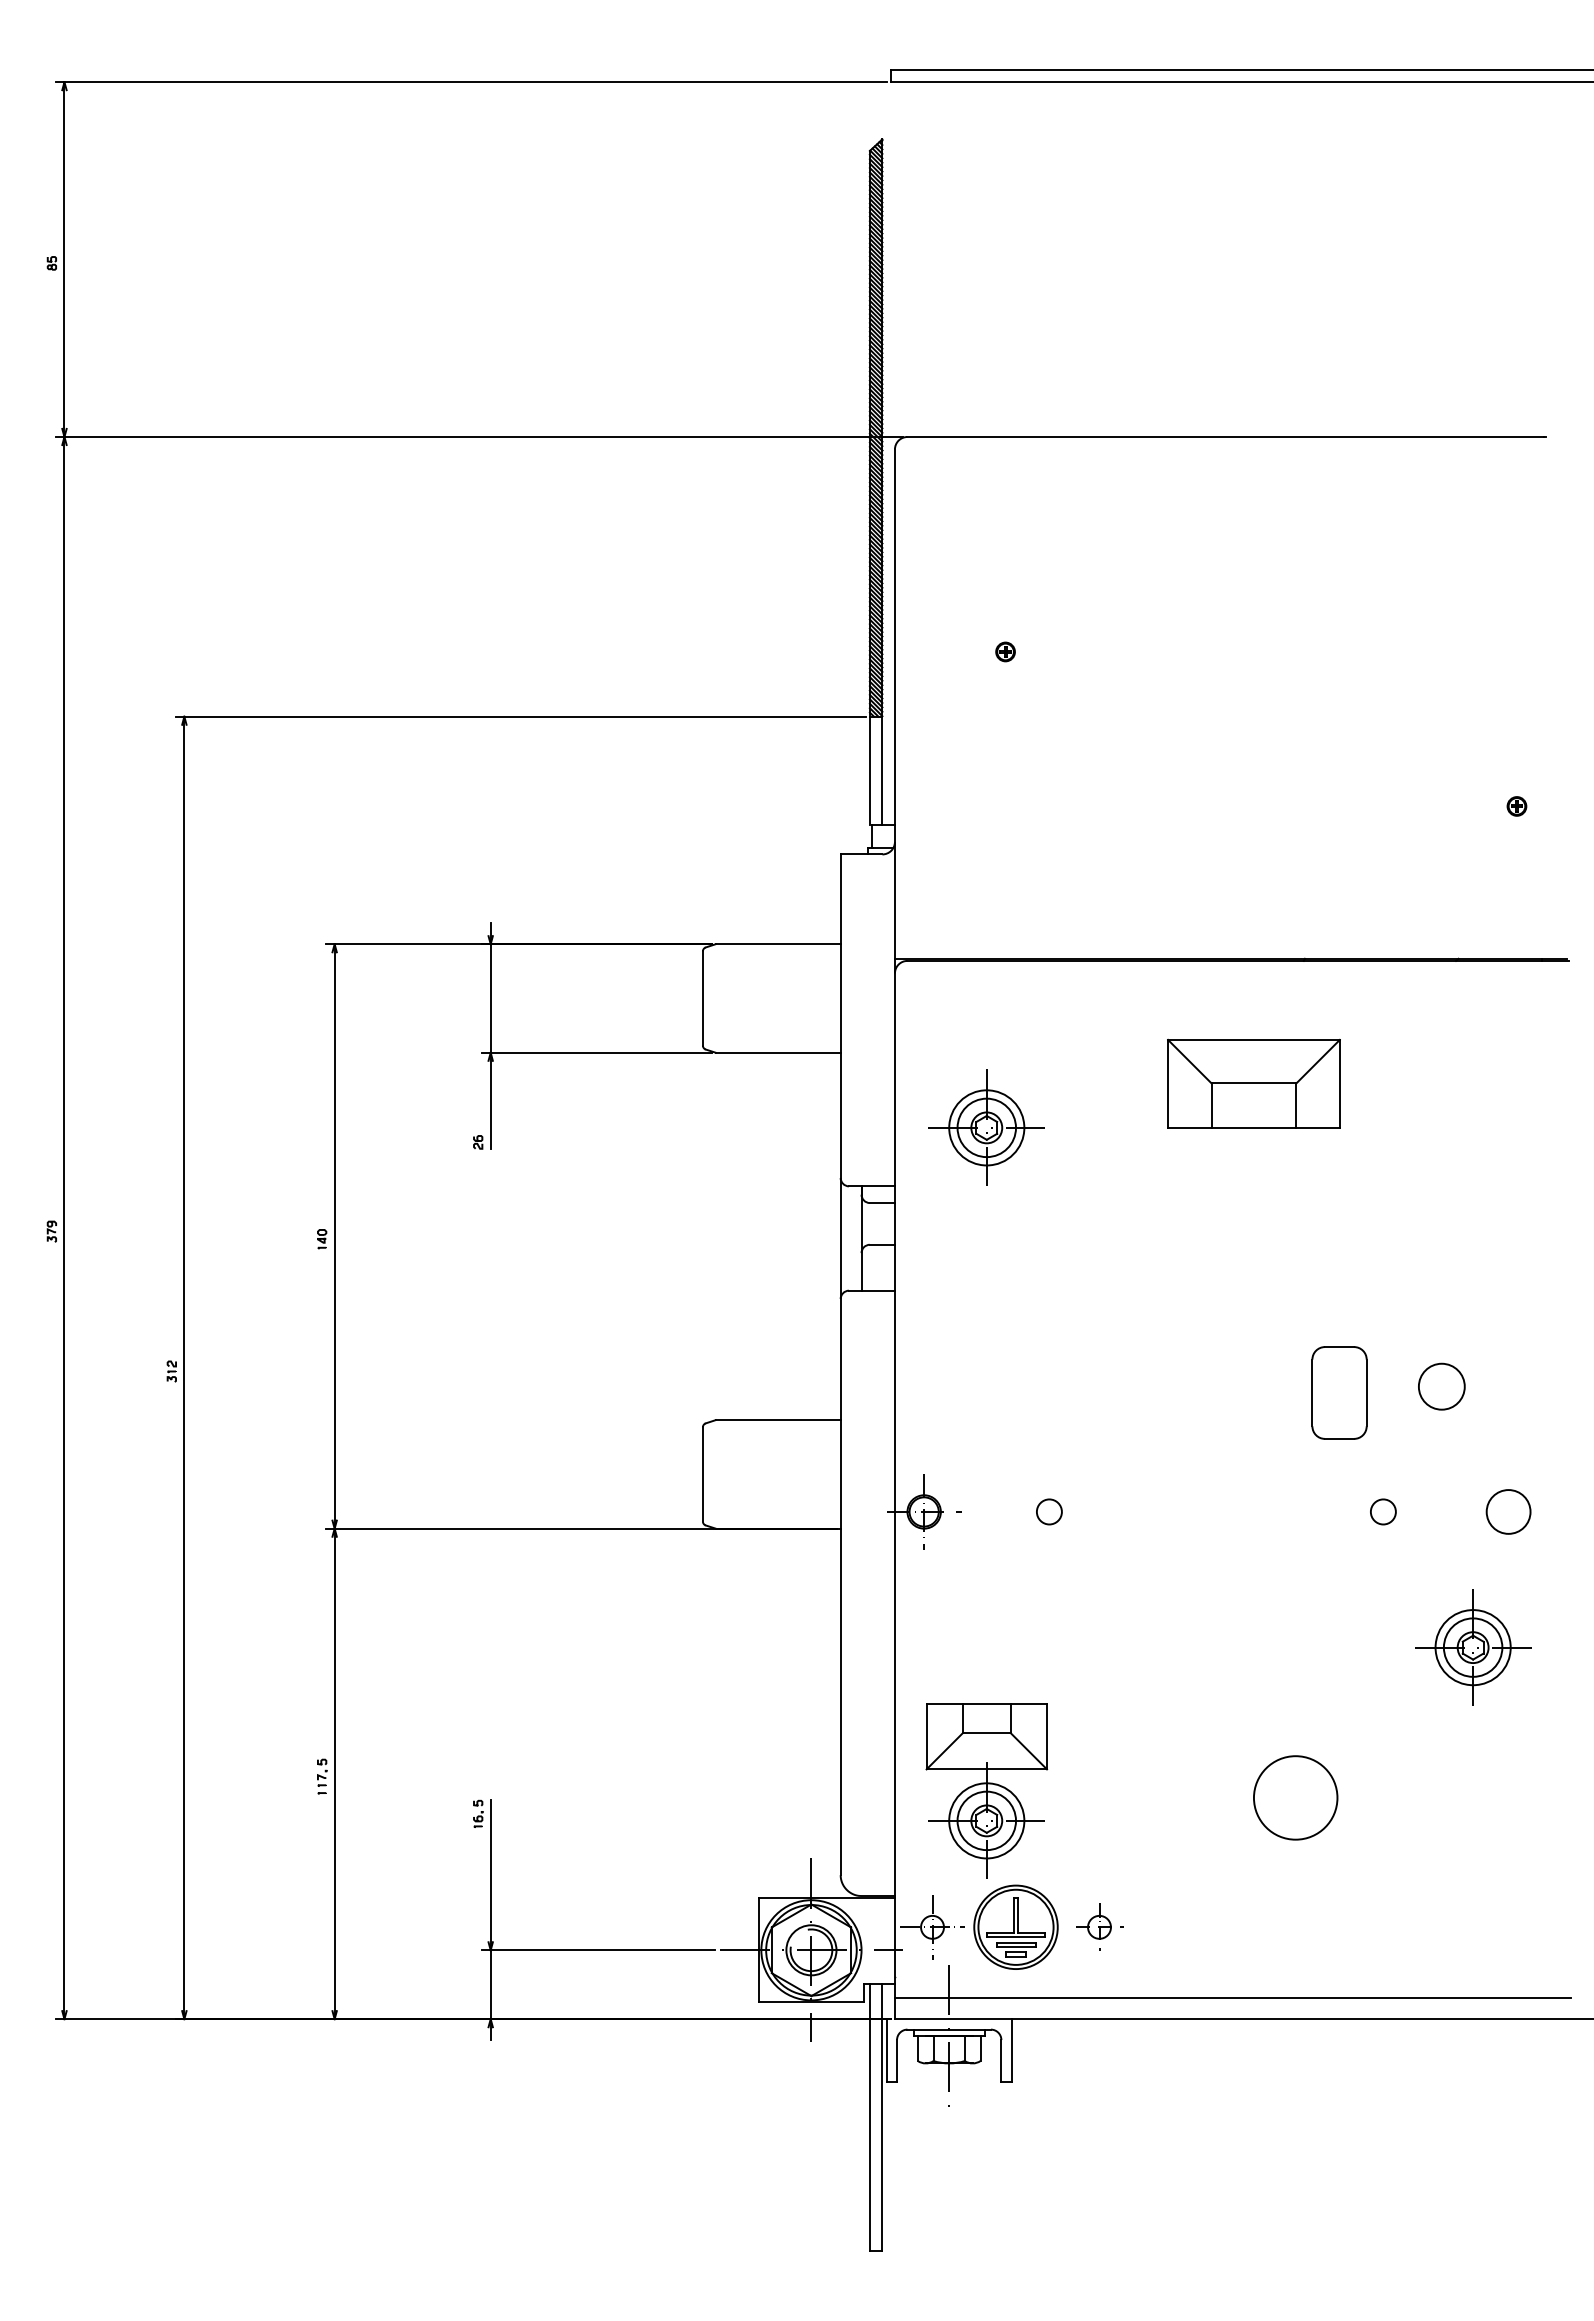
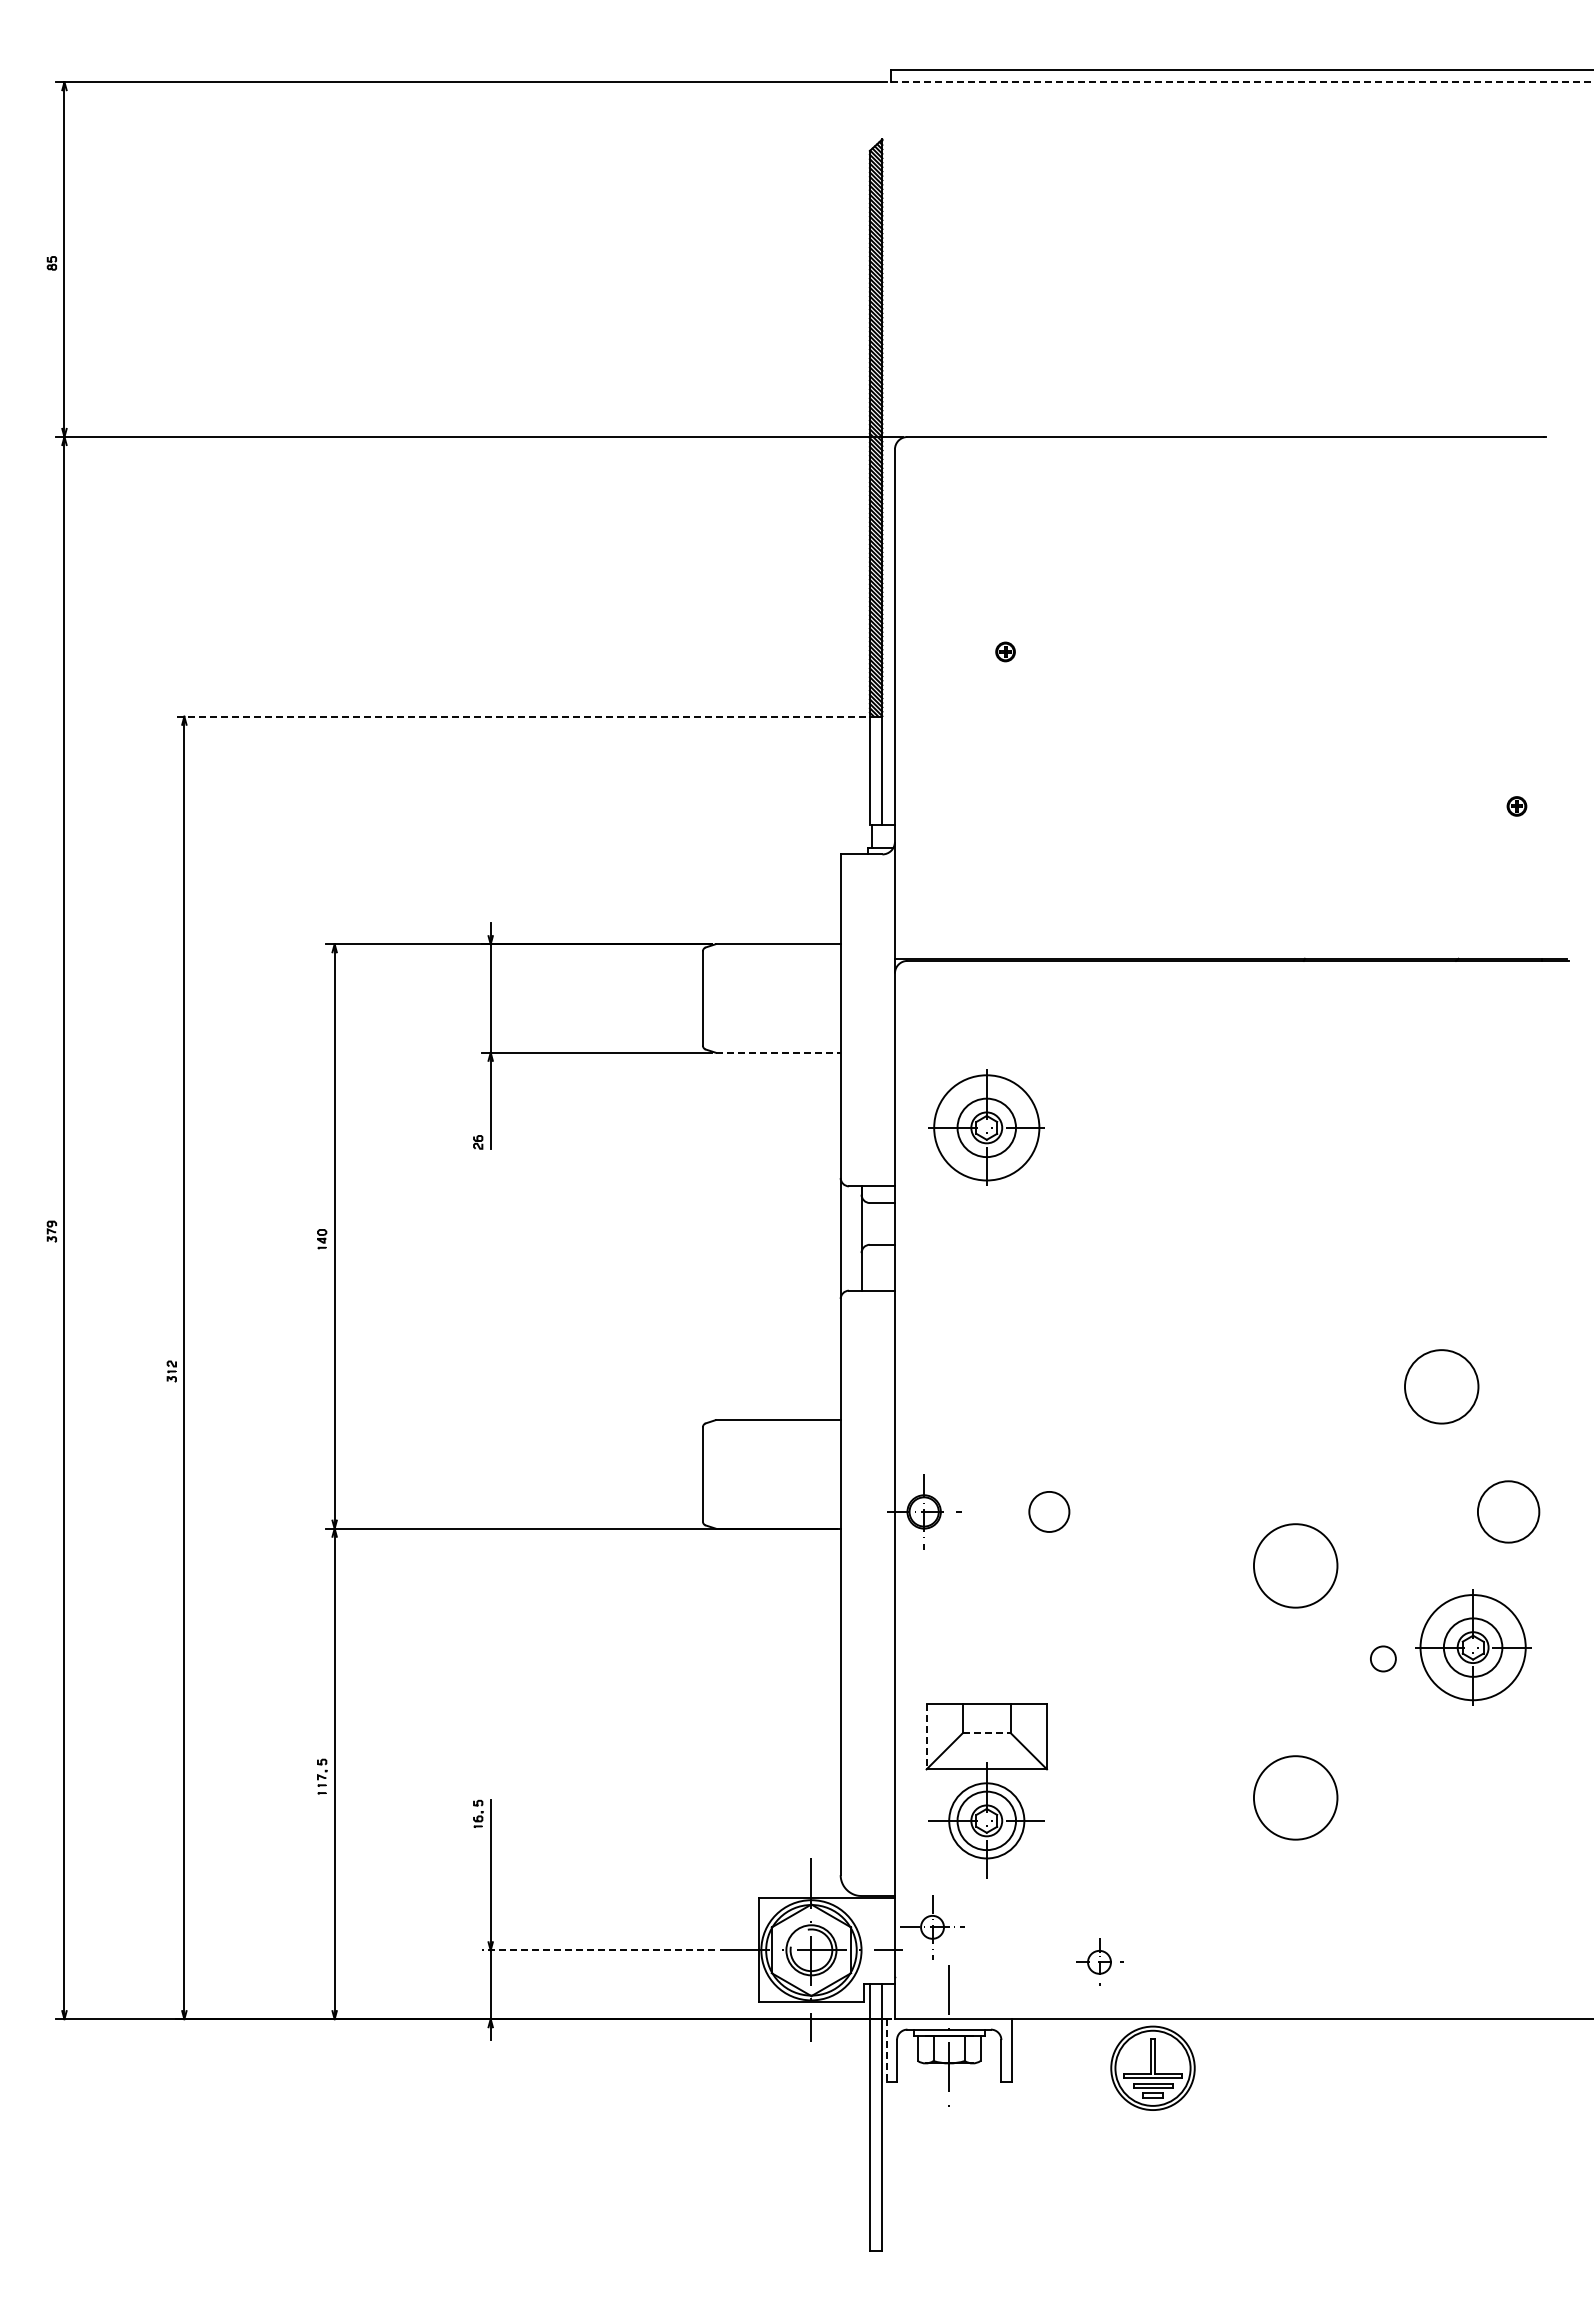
line: solid -> dashed (1242, 82)
line: solid -> dashed (520, 716)
line: solid -> dashed (778, 1052)
part: present -> none (1253, 1083)
circle diameter: 75 px -> 105 px (986, 1127)
circle size: 48x49 px -> 76x76 px (1441, 1386)
part: present -> none (1339, 1392)
circle size: 27x28 px -> 43x42 px (1049, 1511)
circle position: (1383, 1511) -> (1383, 1658) (1383, 1658)
circle diameter: 44 px -> 61 px (1508, 1511)
circle: none -> present (1295, 1565)
circle diameter: 75 px -> 105 px (1472, 1647)
line: solid -> dashed (986, 1732)
line: solid -> dashed (926, 1736)
part position: (1015, 1926) -> (1152, 2067) (1152, 2067)
part position: (1099, 1926) -> (1099, 1961) (1099, 1961)
line: solid -> dashed (598, 1950)
line: present -> none (1232, 1998)
line: solid -> dashed (886, 2051)
